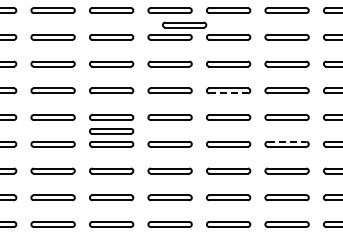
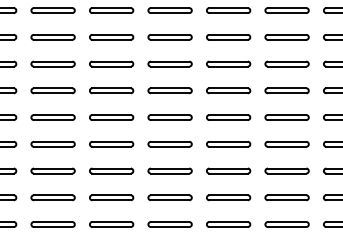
part: present -> none (184, 24)
line: dashed -> solid (229, 93)
part: present -> none (111, 131)
line: dashed -> solid (287, 141)
